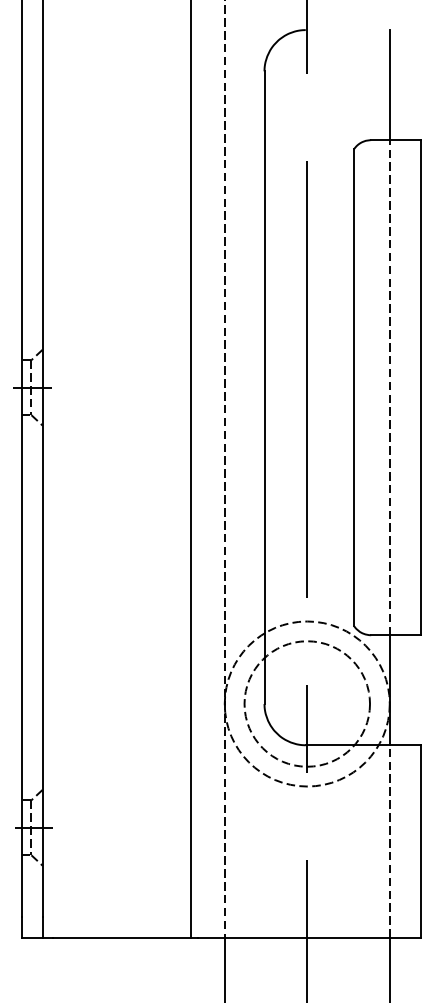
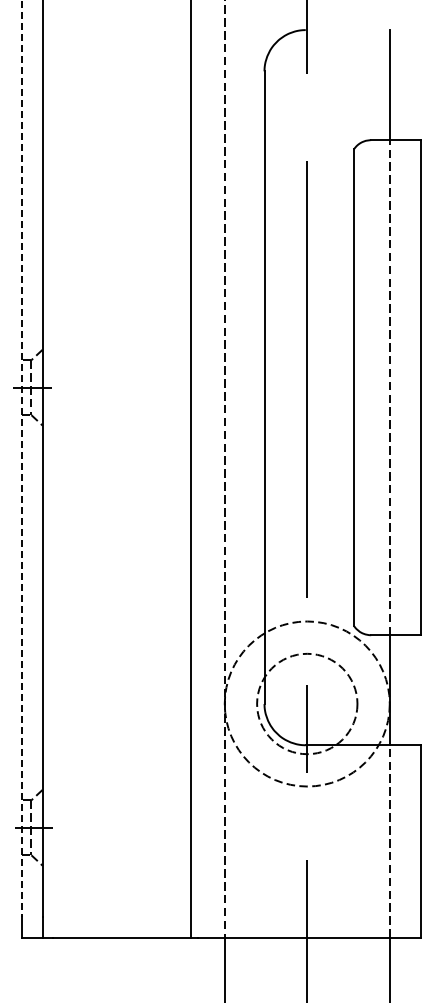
line: solid -> dashed (21, 458)
circle diameter: 125 px -> 100 px (307, 703)
